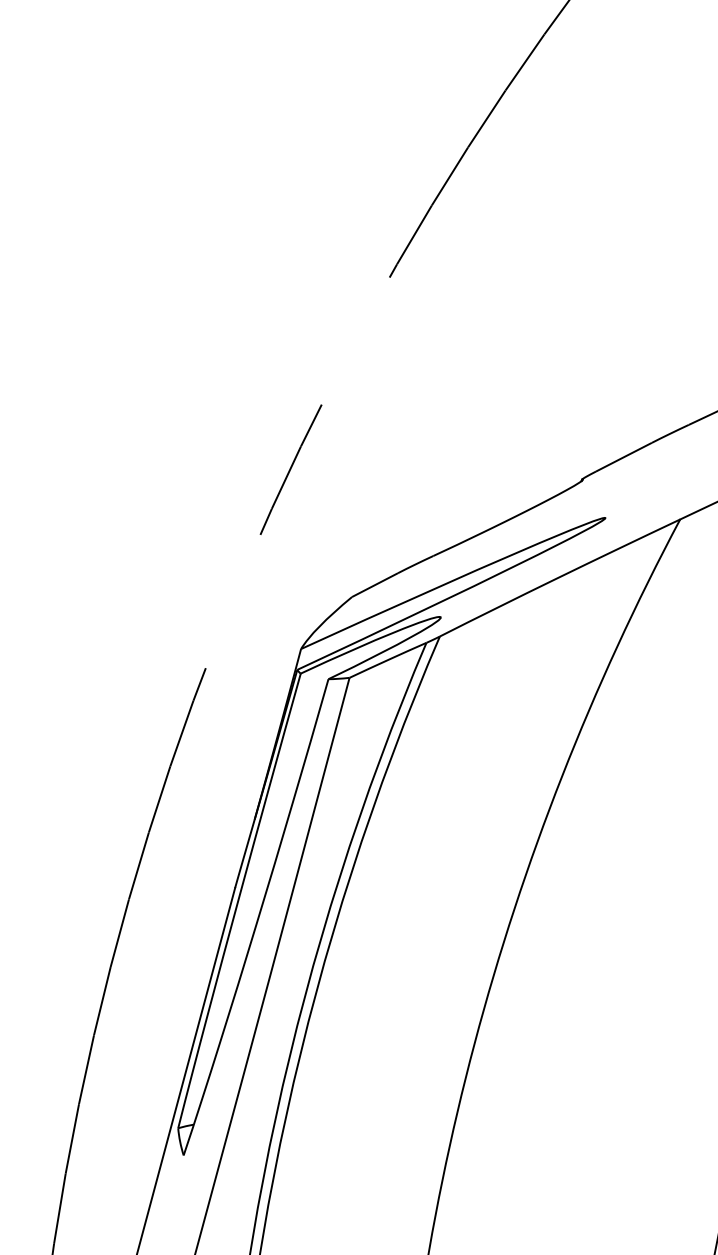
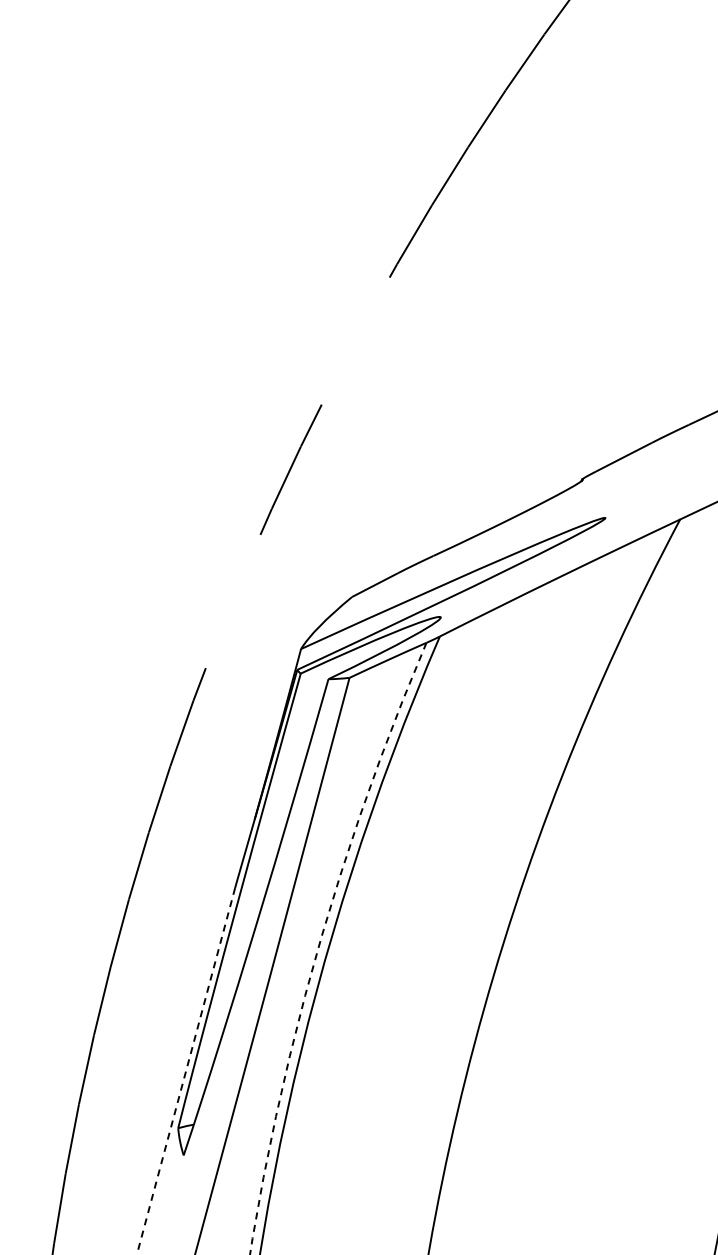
arc: solid -> dashed (319, 943)
line: solid -> dashed (186, 1071)
